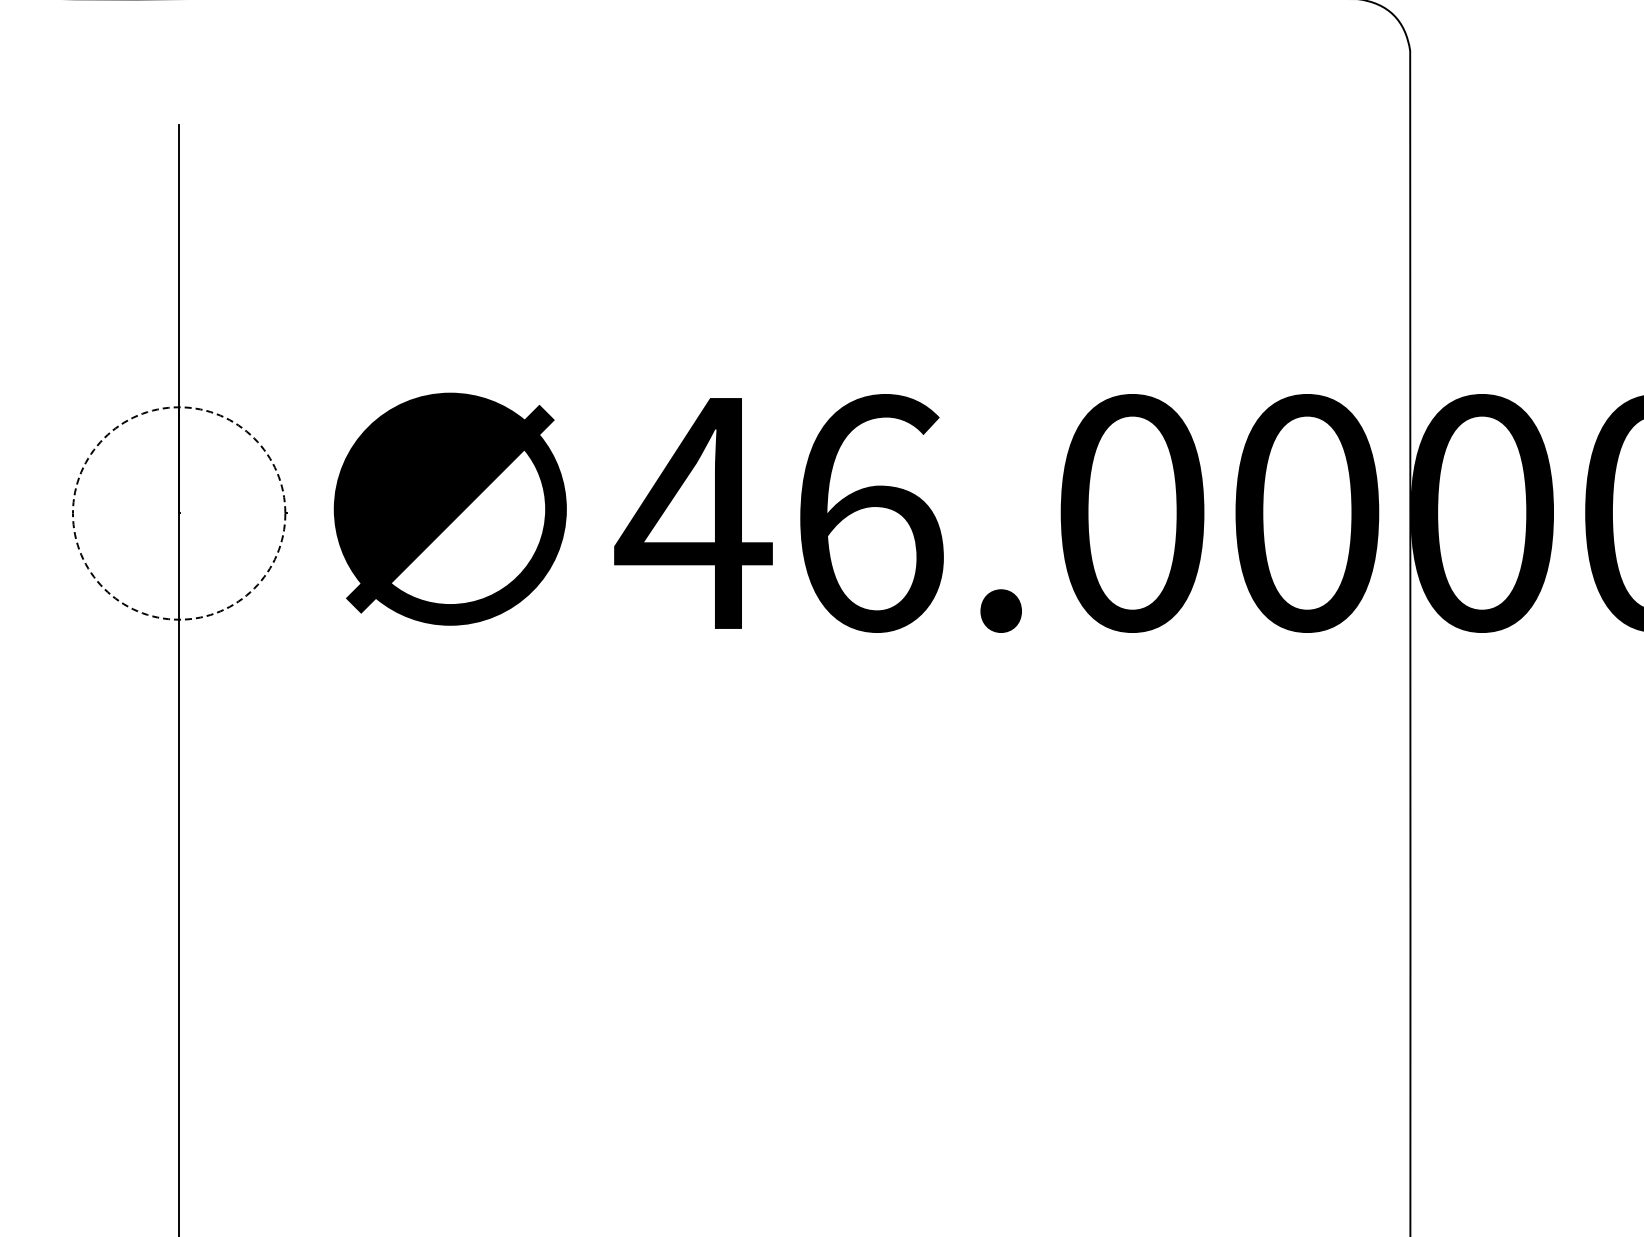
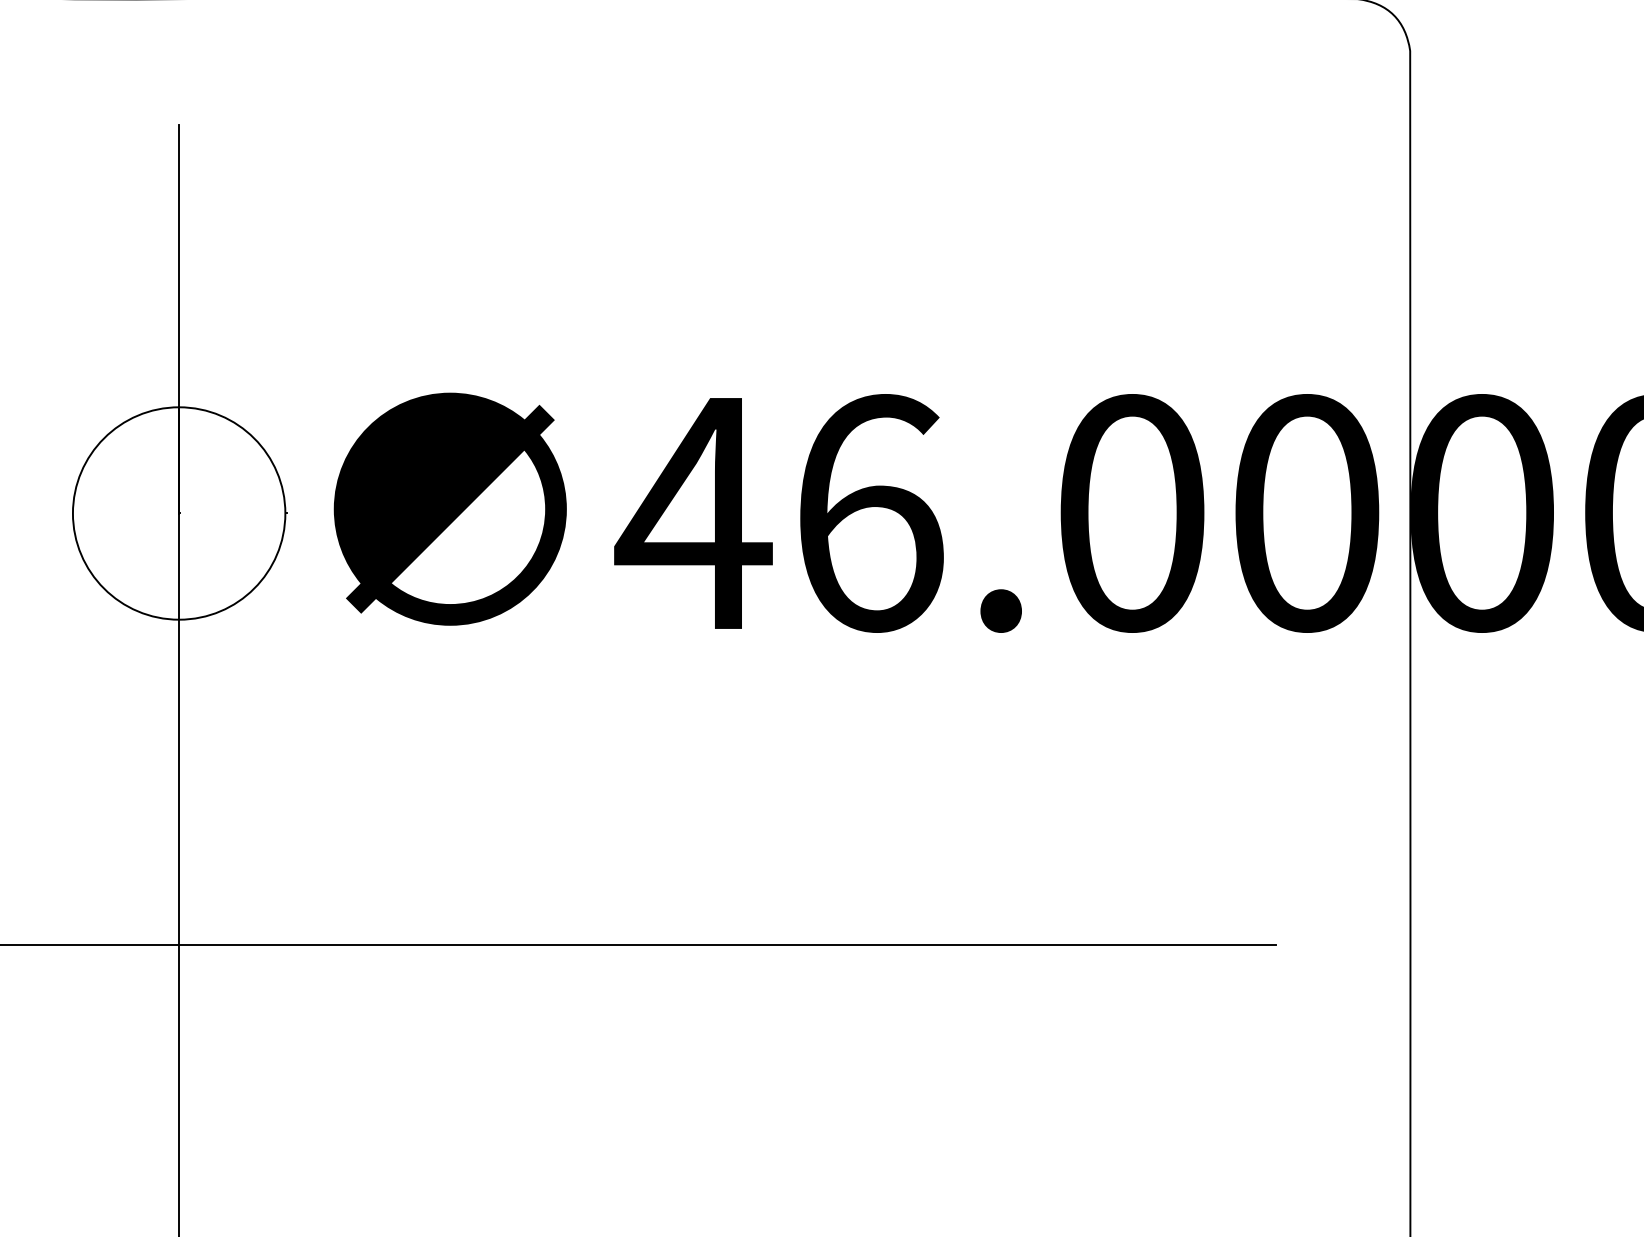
circle: dashed -> solid (178, 513)
line: none -> present (638, 944)
